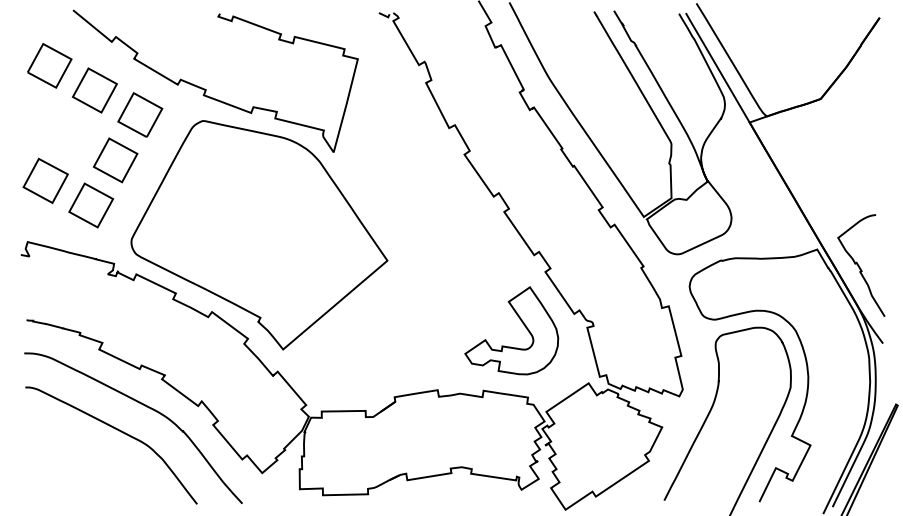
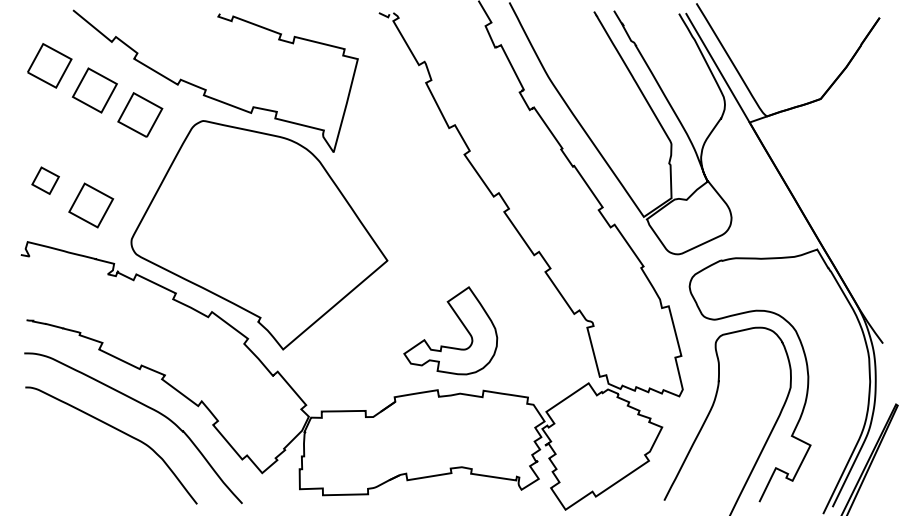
part: present -> none (115, 160)
part size: 47x47 px -> 29x29 px (45, 180)
curve: present -> none (859, 265)
part position: (521, 322) -> (460, 322) (460, 322)
